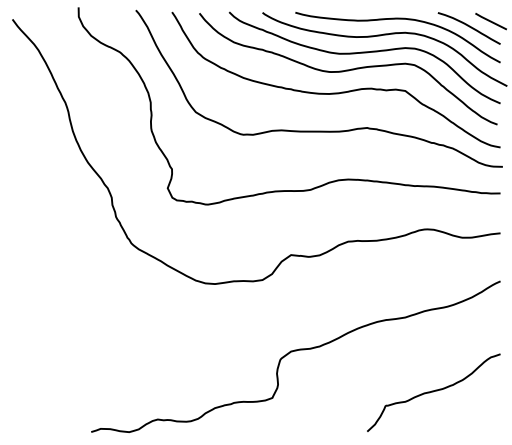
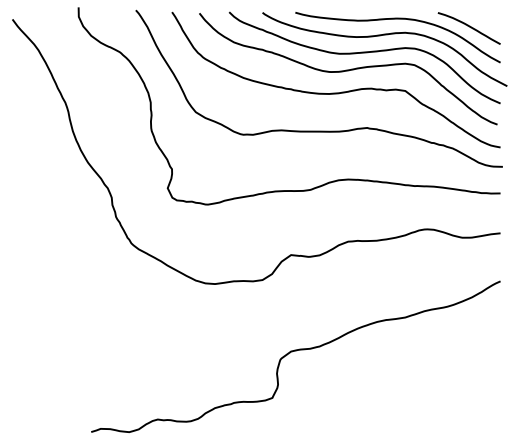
line: present -> none (490, 21)
curve: present -> none (433, 392)
